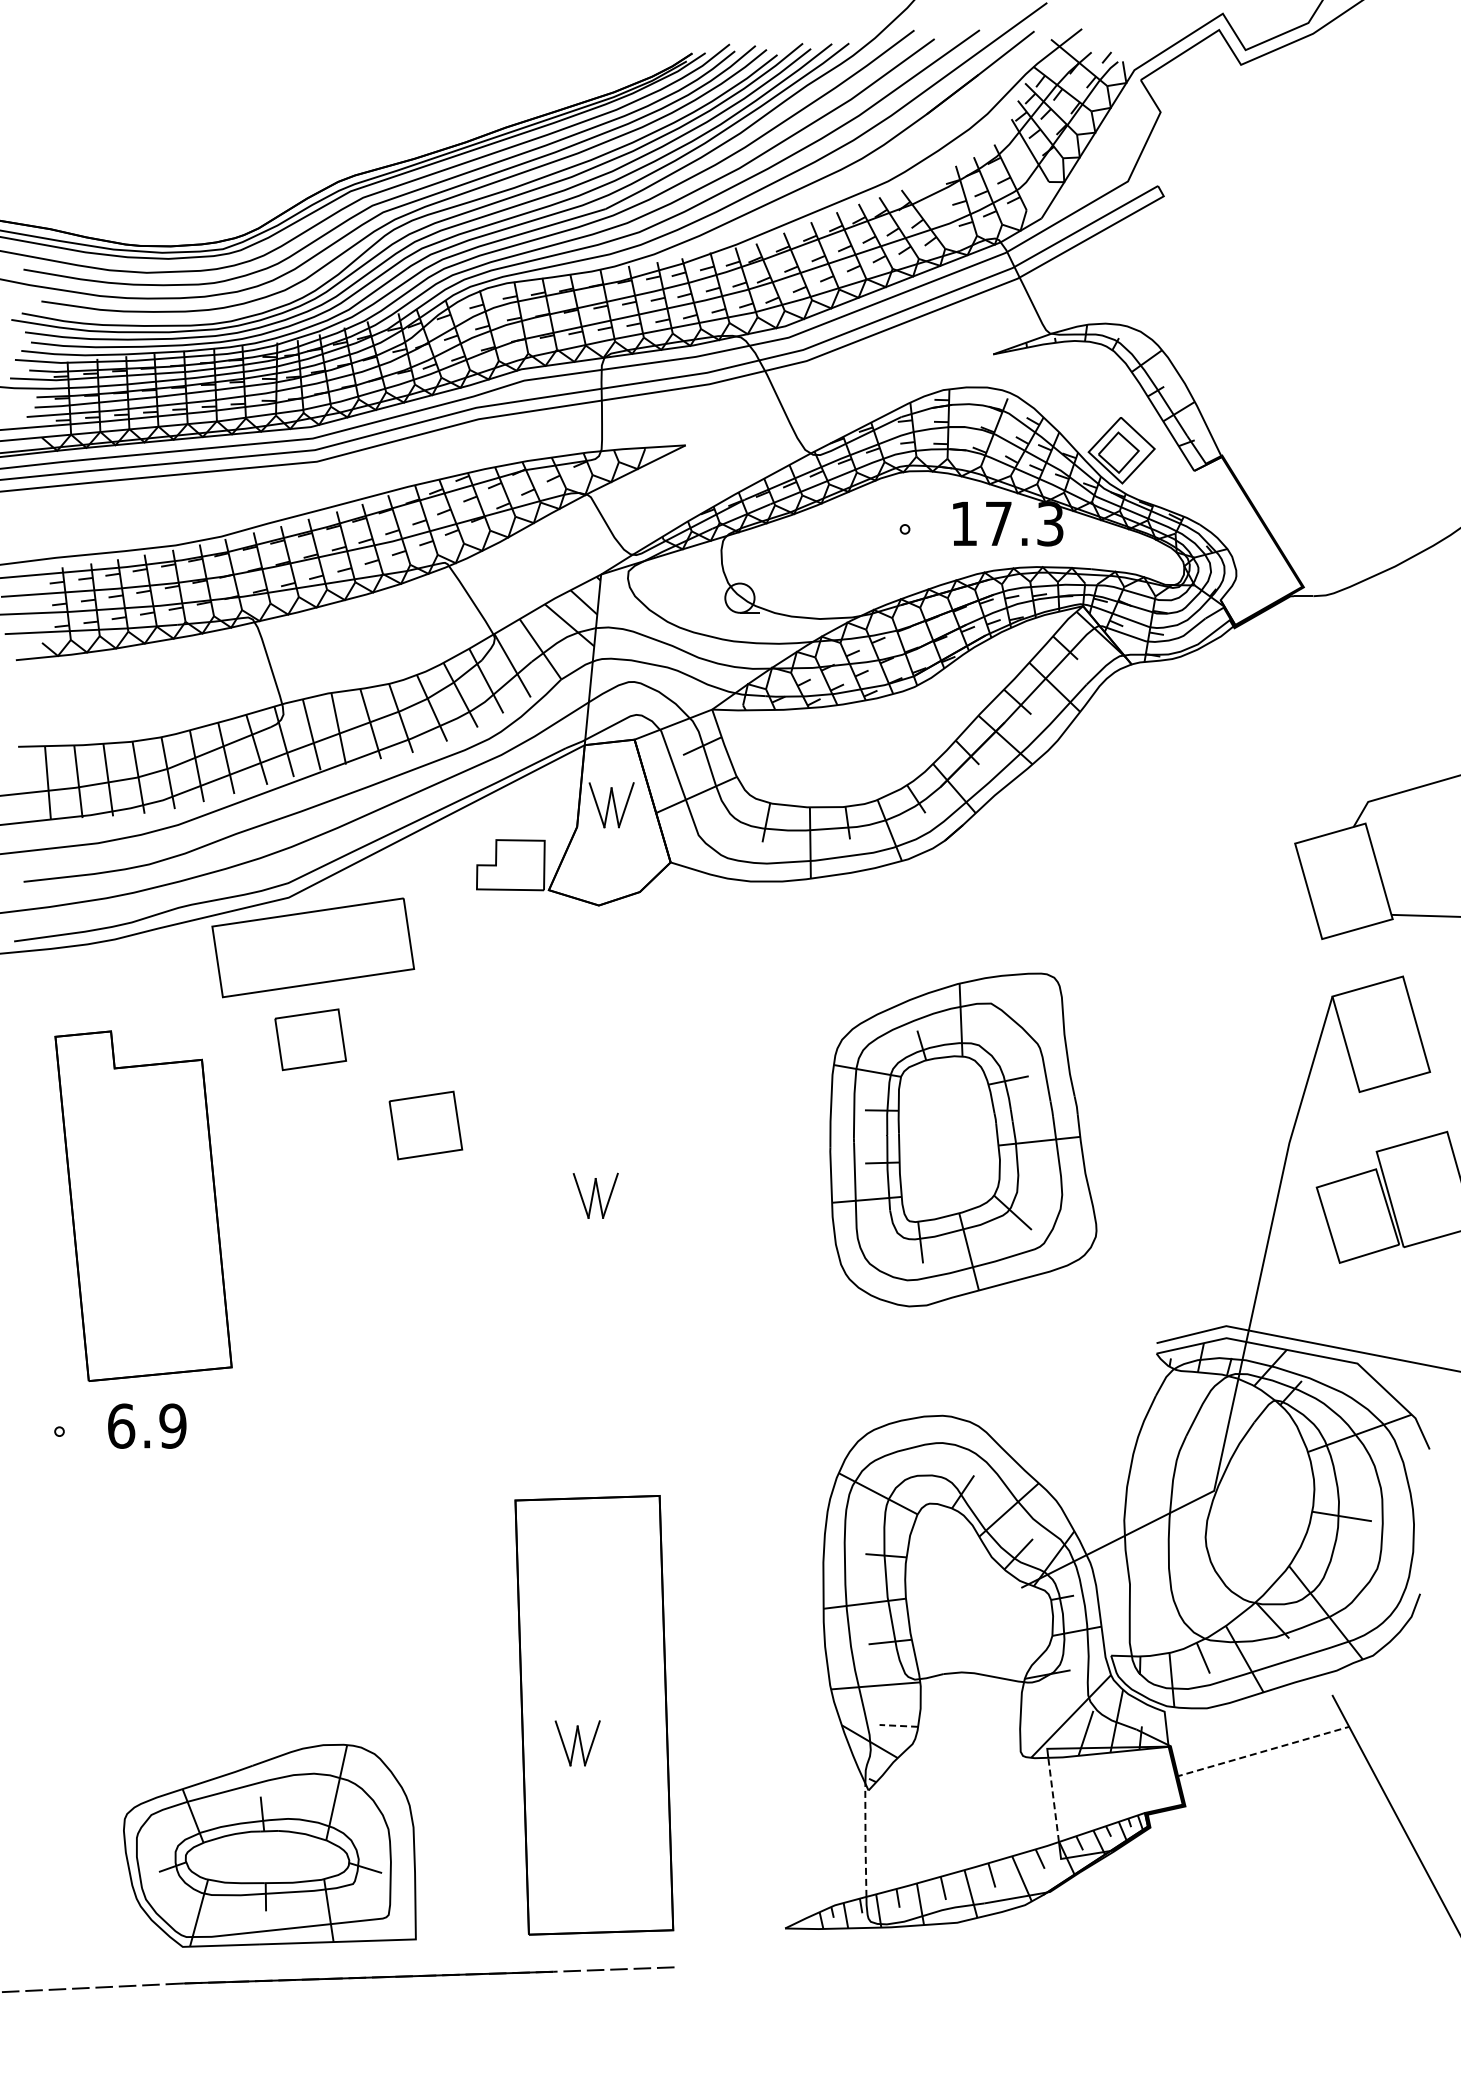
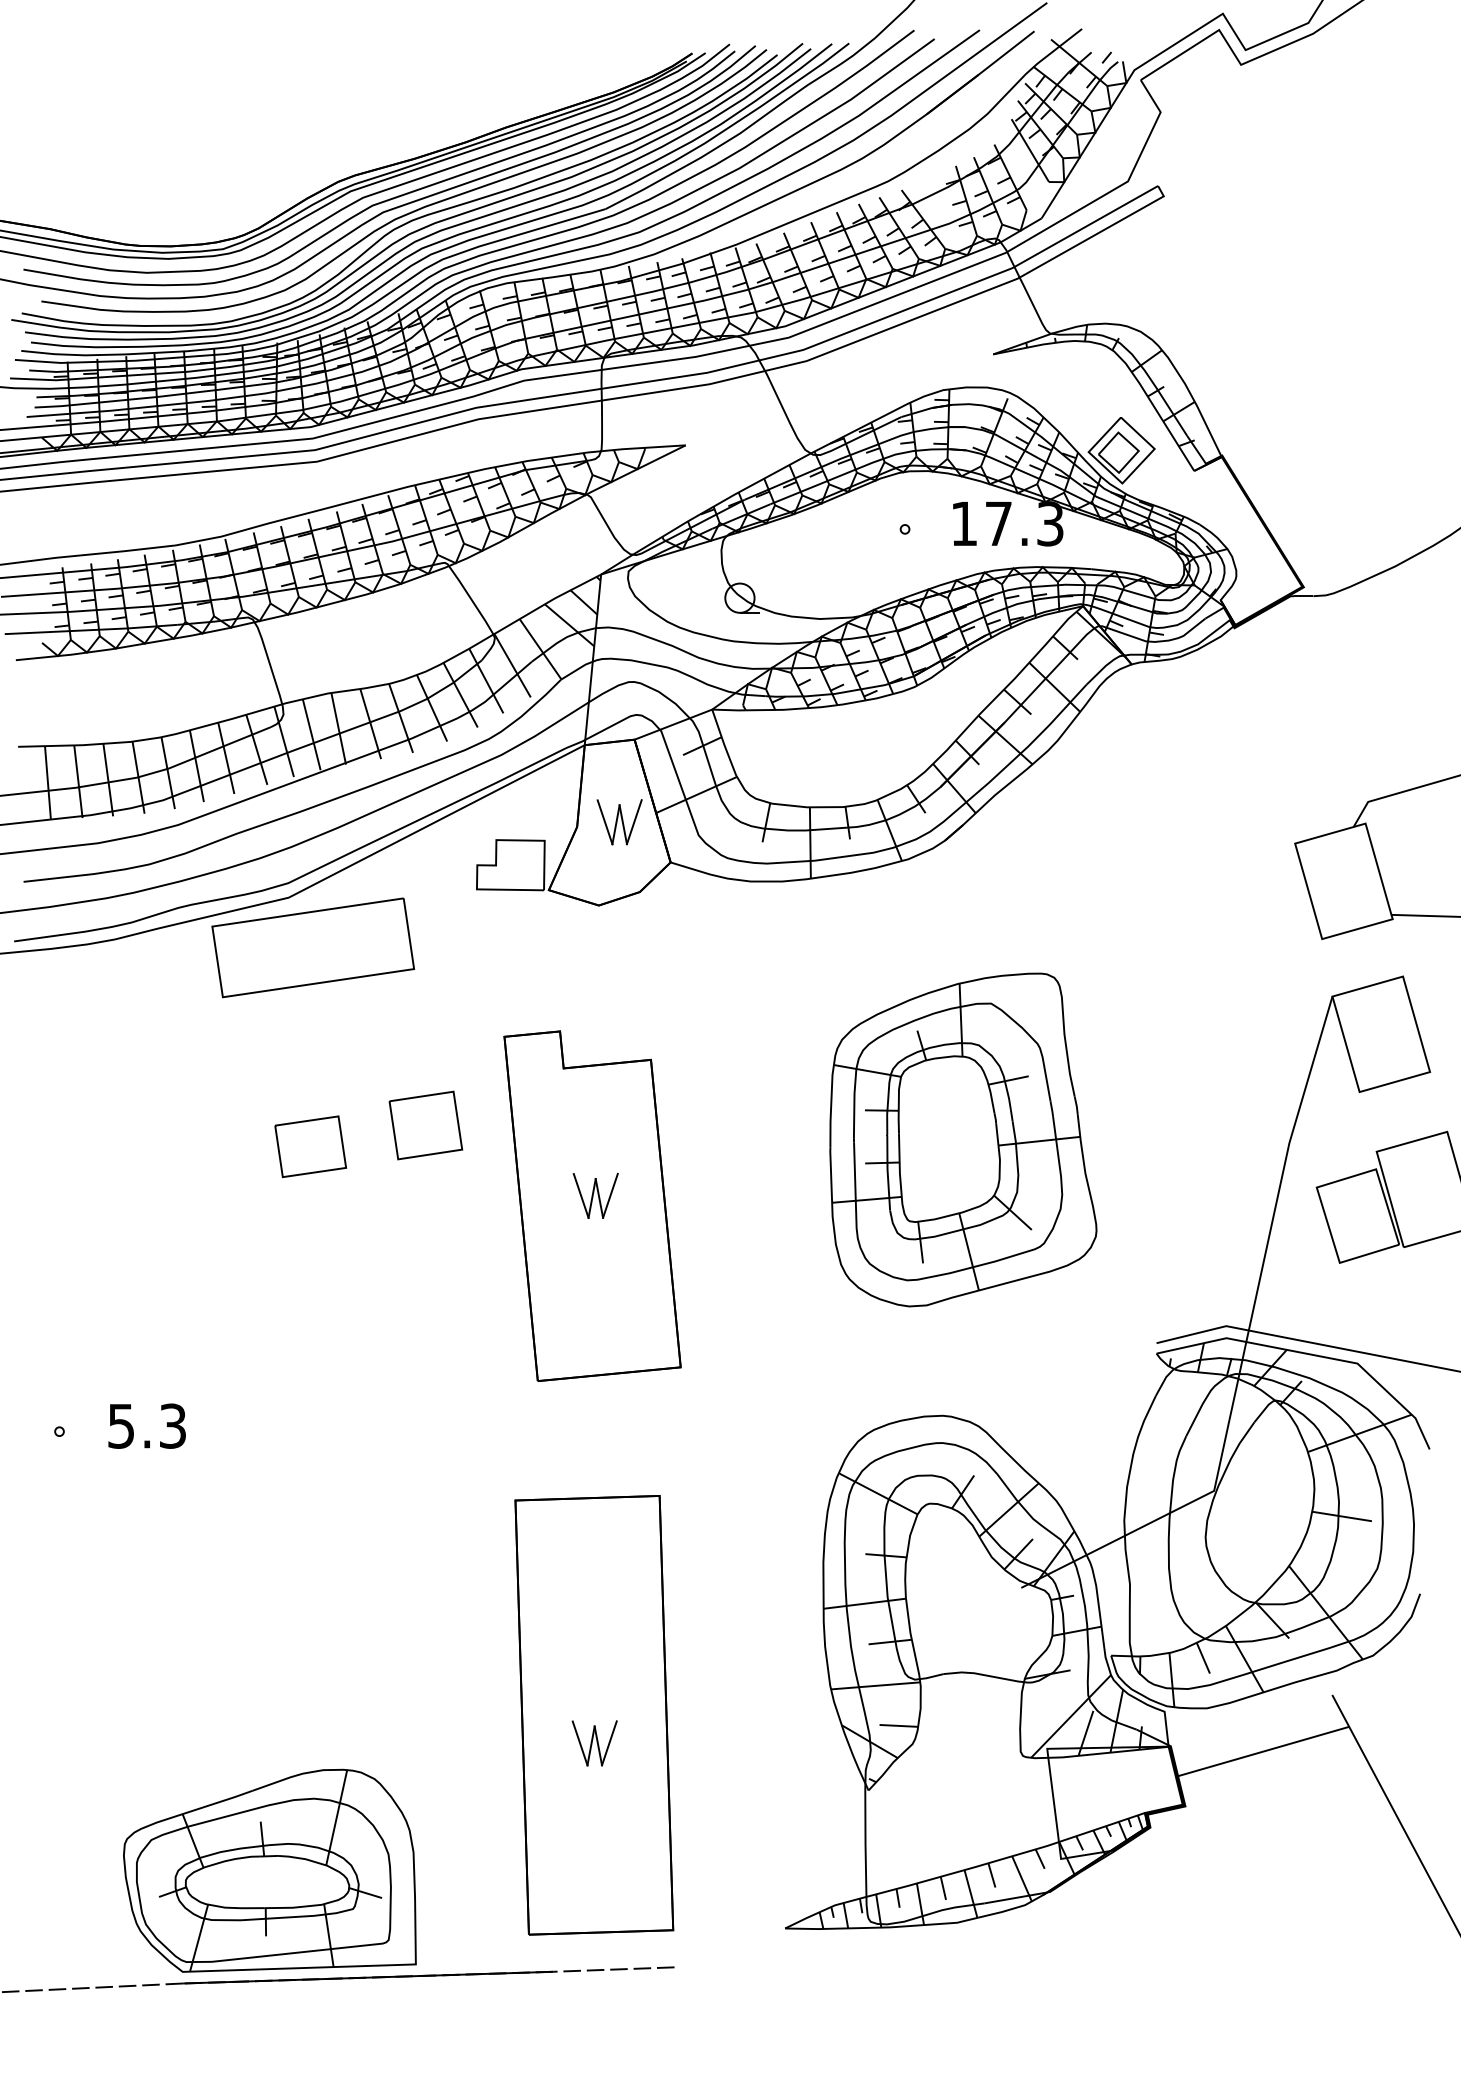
part position: (611, 805) -> (619, 822) (619, 822)
part position: (310, 1039) -> (310, 1146) (310, 1146)
part position: (143, 1205) -> (592, 1205) (592, 1205)
text: 6.9 -> 5.3 (147, 1425)
line: dashed -> solid (898, 1725)
part position: (577, 1743) -> (594, 1743) (594, 1743)
line: dashed -> solid (1263, 1751)
line: dashed -> solid (1053, 1799)
line: dashed -> solid (865, 1840)
part position: (269, 1845) -> (269, 1870) (269, 1870)
